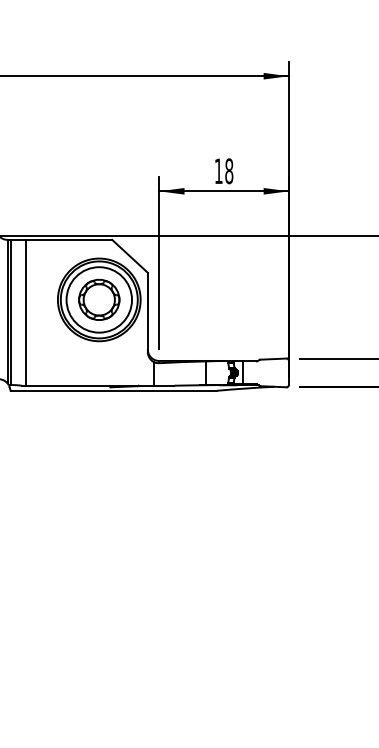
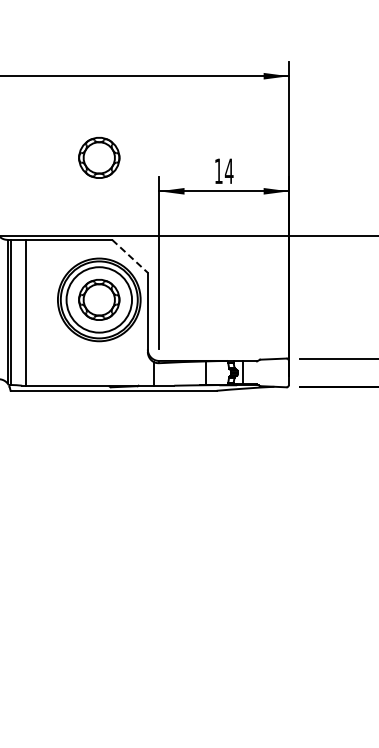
part: none -> present (99, 157)
text: 18 -> 14 (228, 171)
line: solid -> dashed (130, 256)
